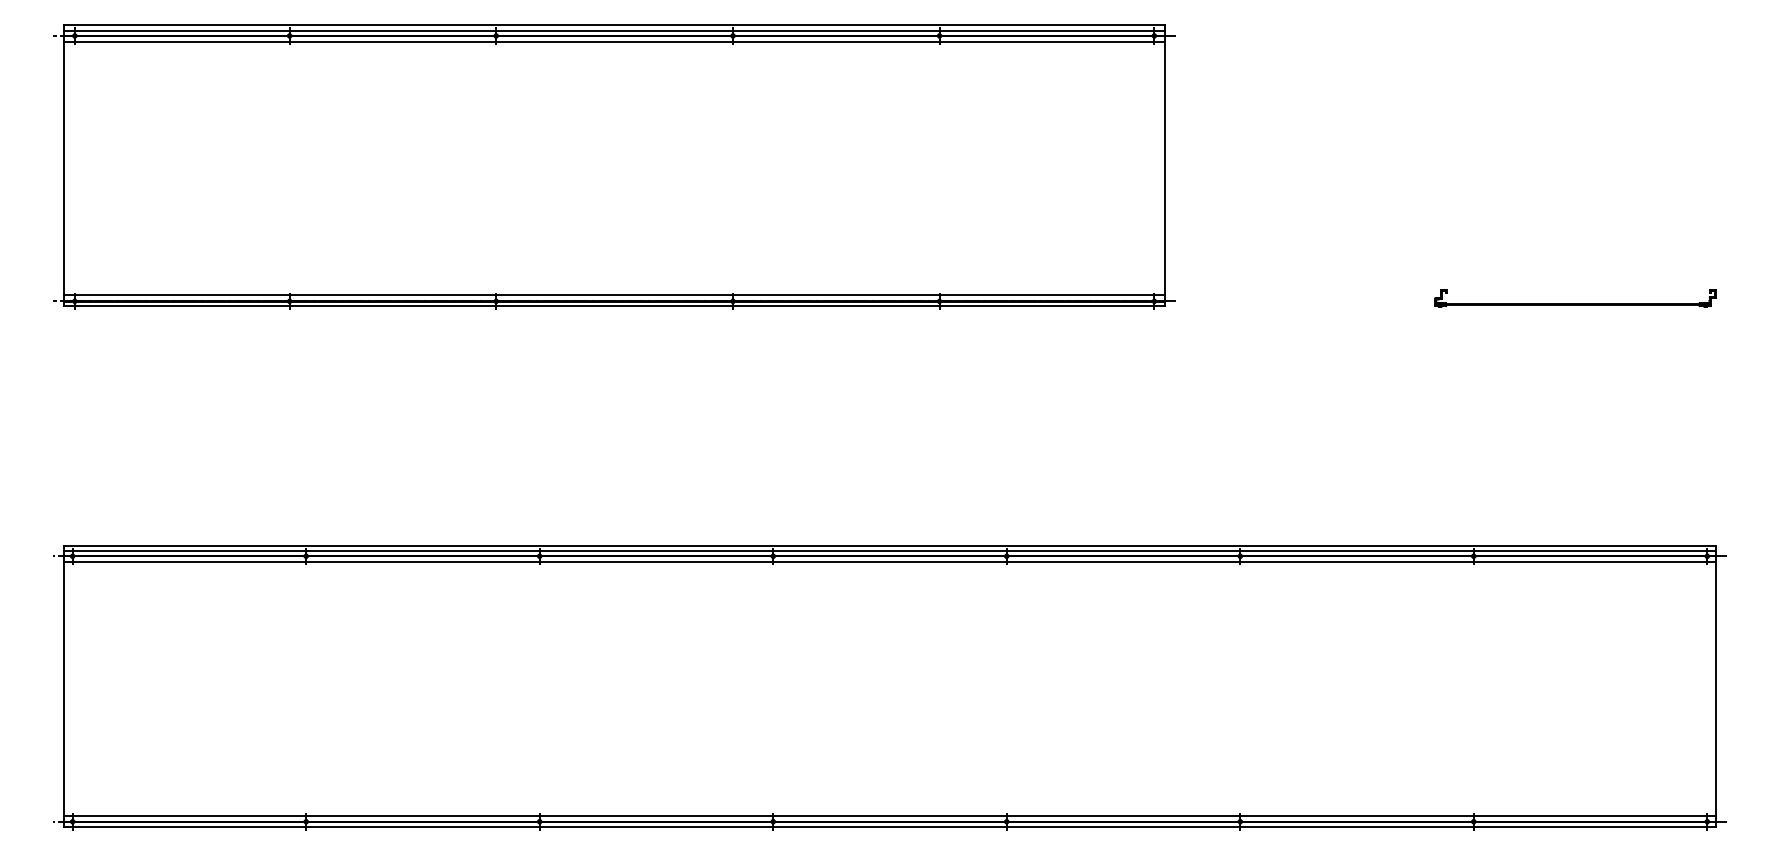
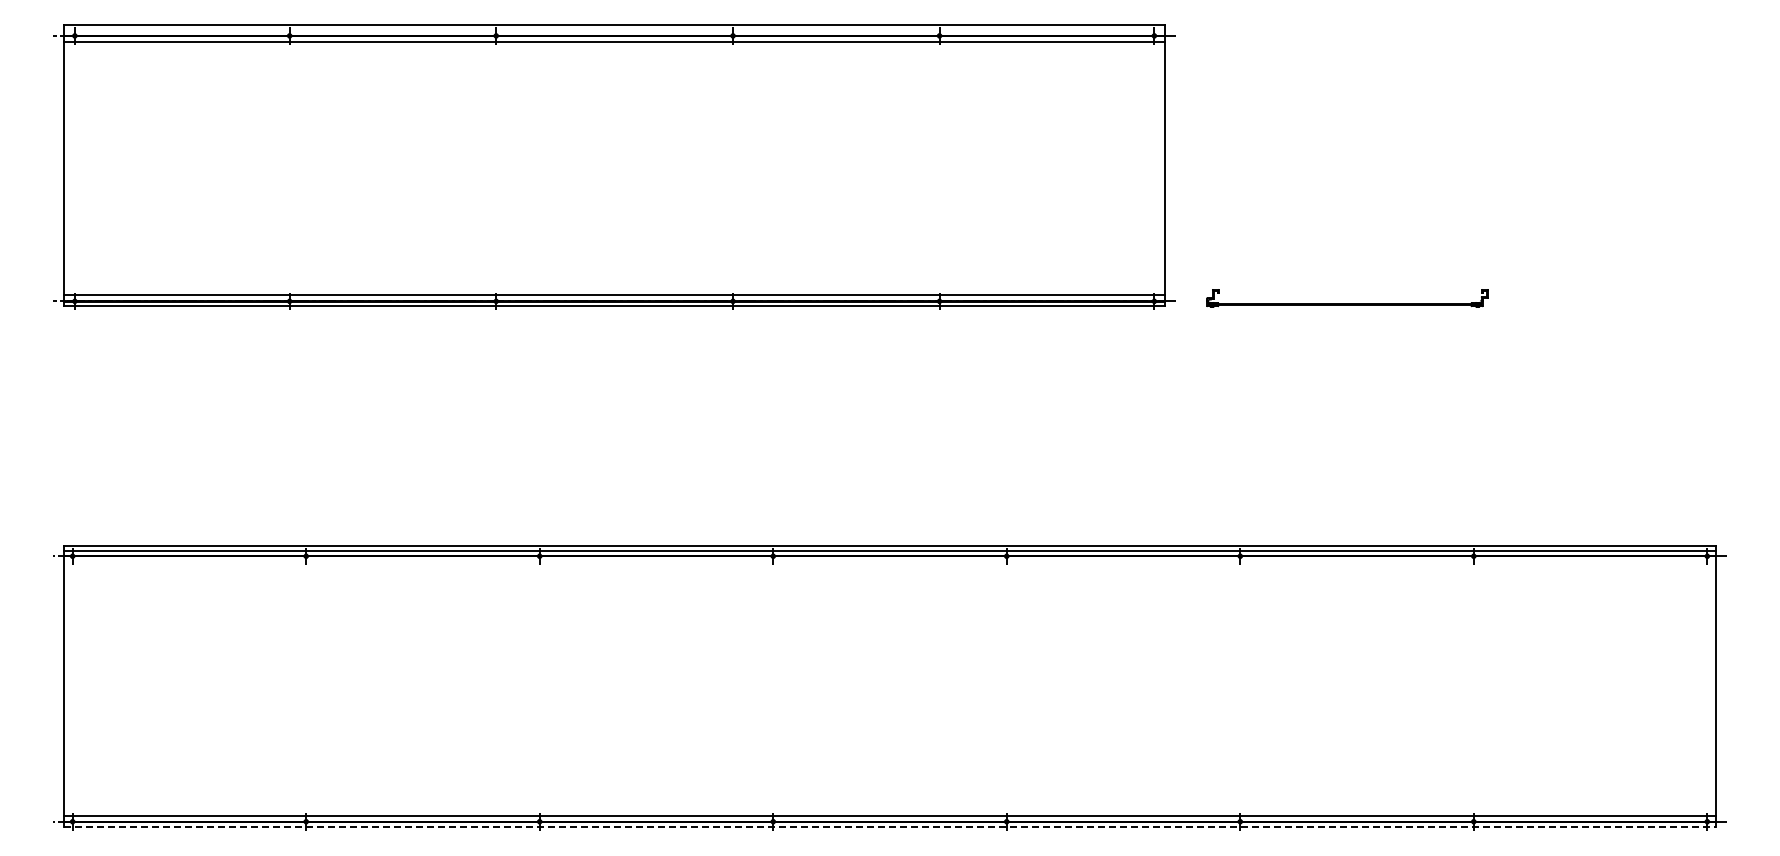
line: present -> none (614, 30)
part position: (1575, 298) -> (1347, 298) (1347, 298)
line: present -> none (889, 562)
line: solid -> dashed (890, 826)
